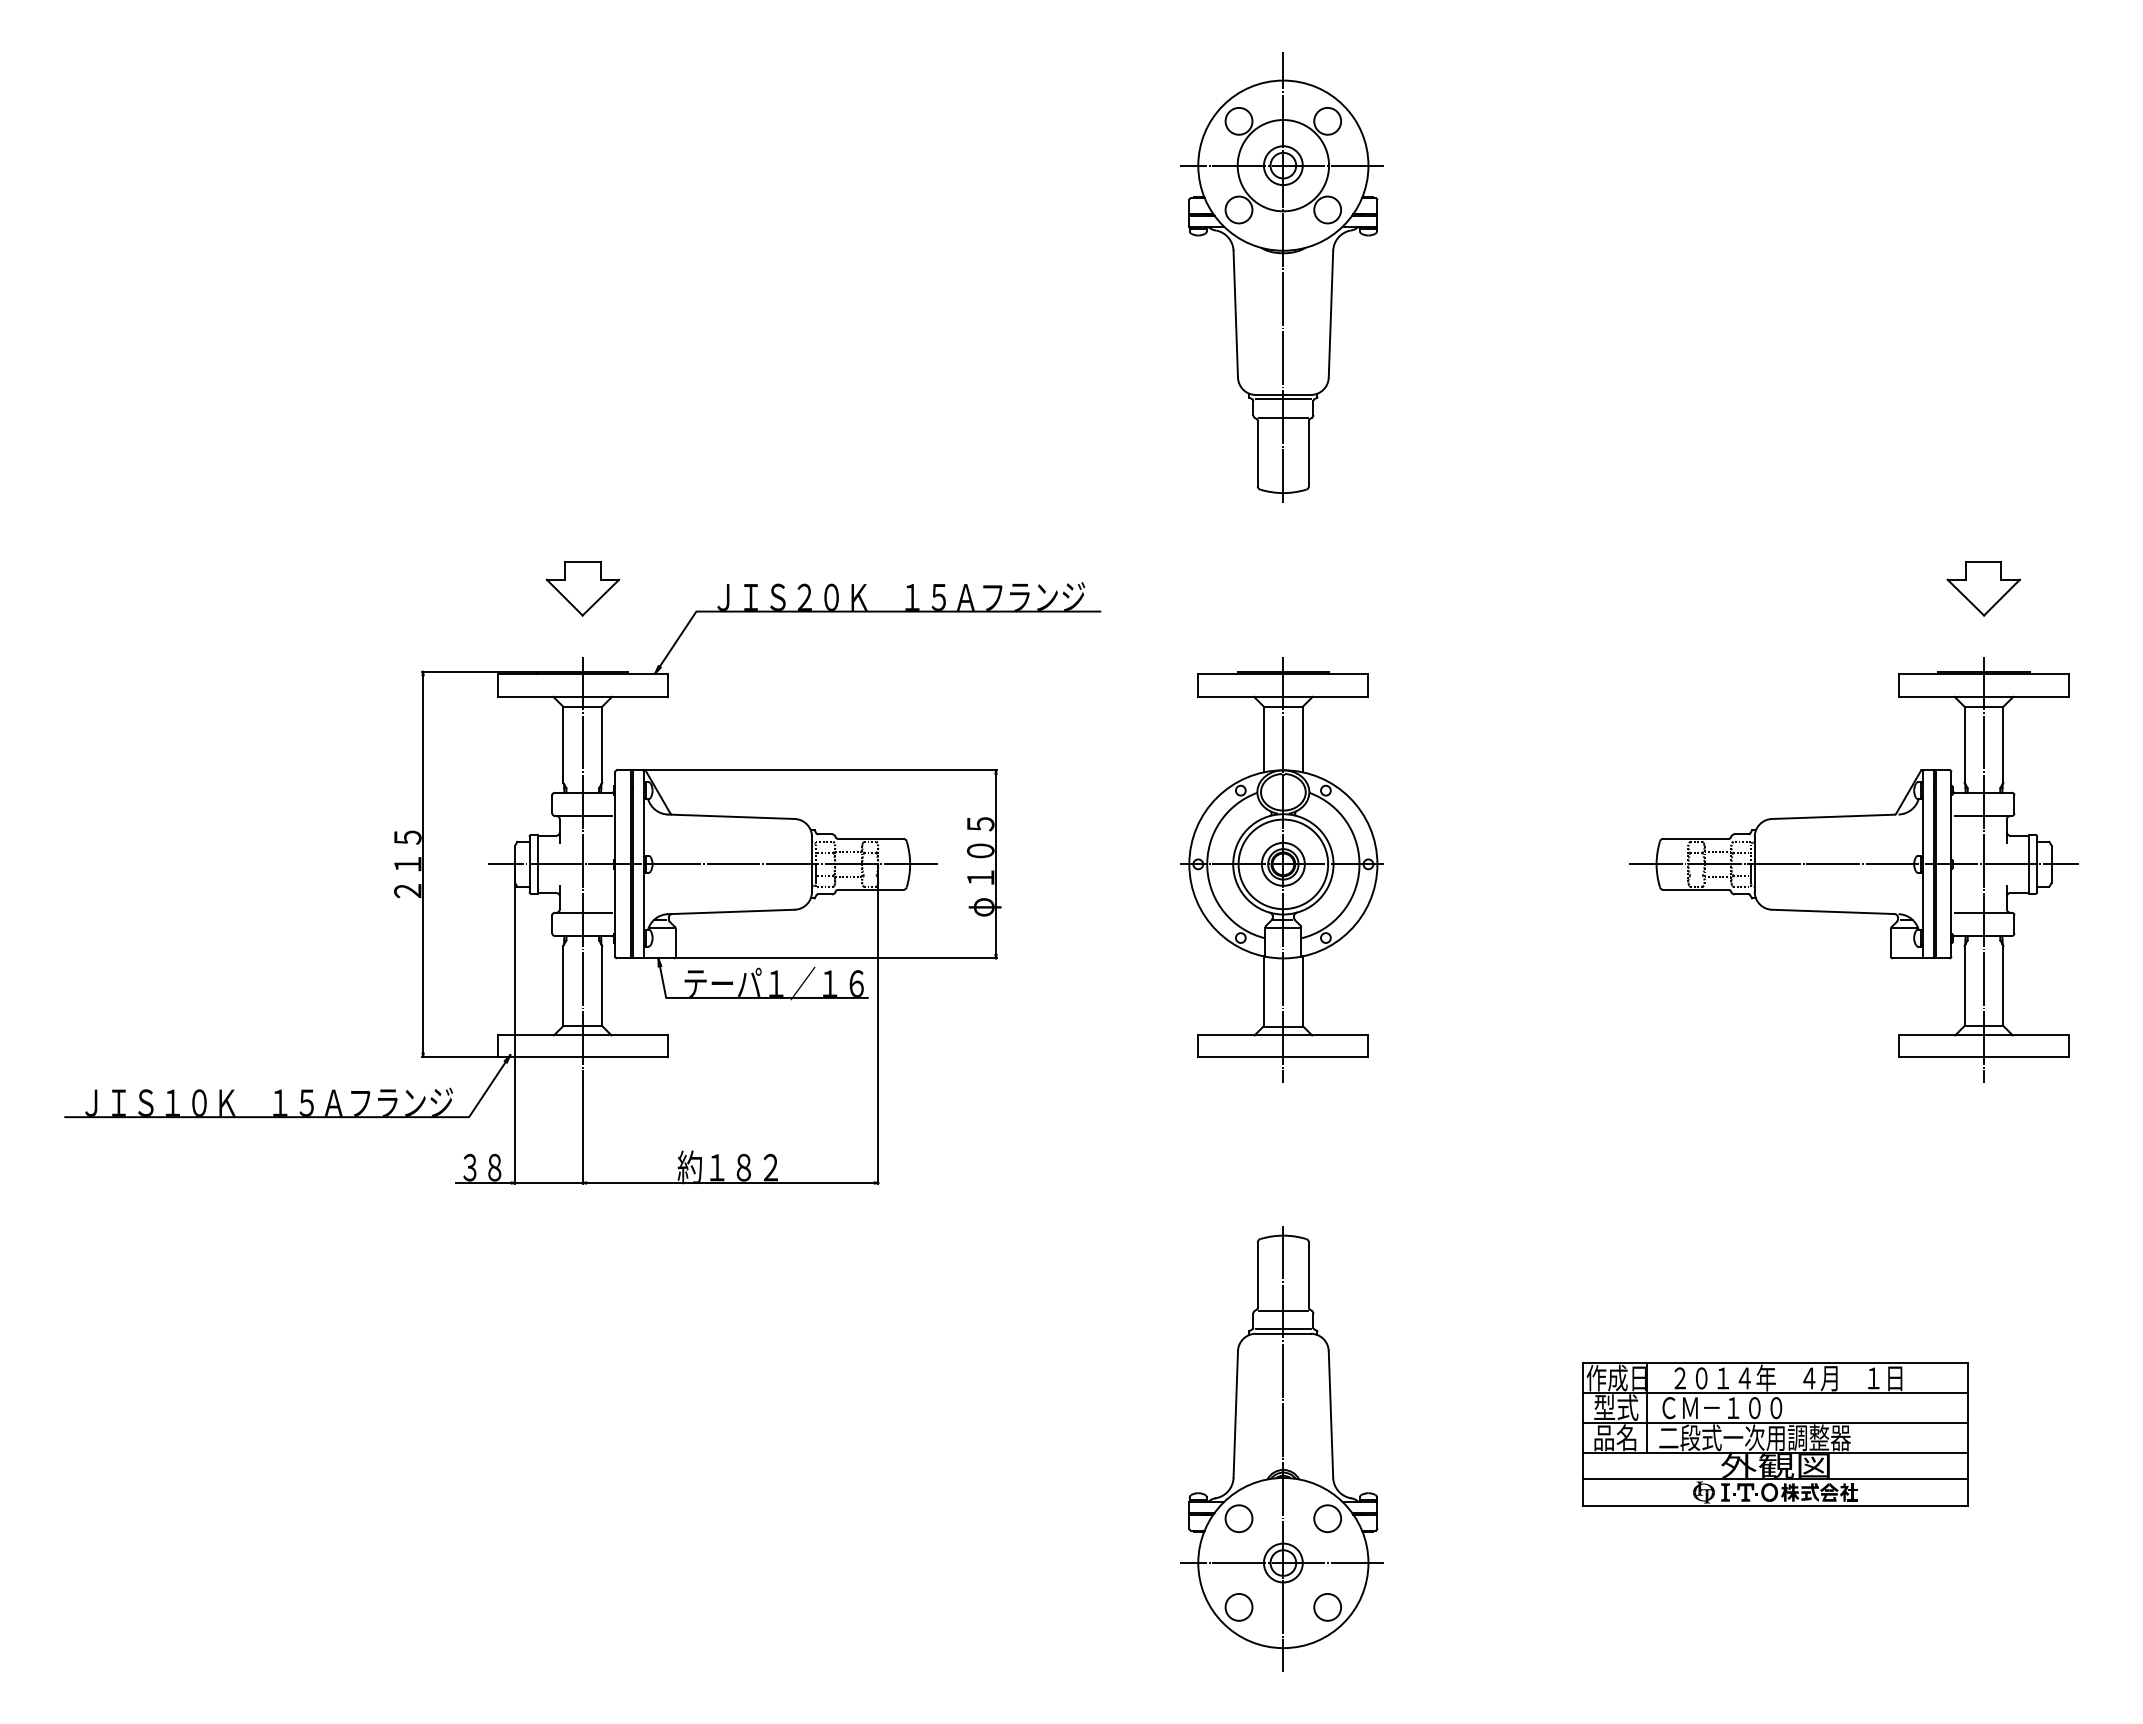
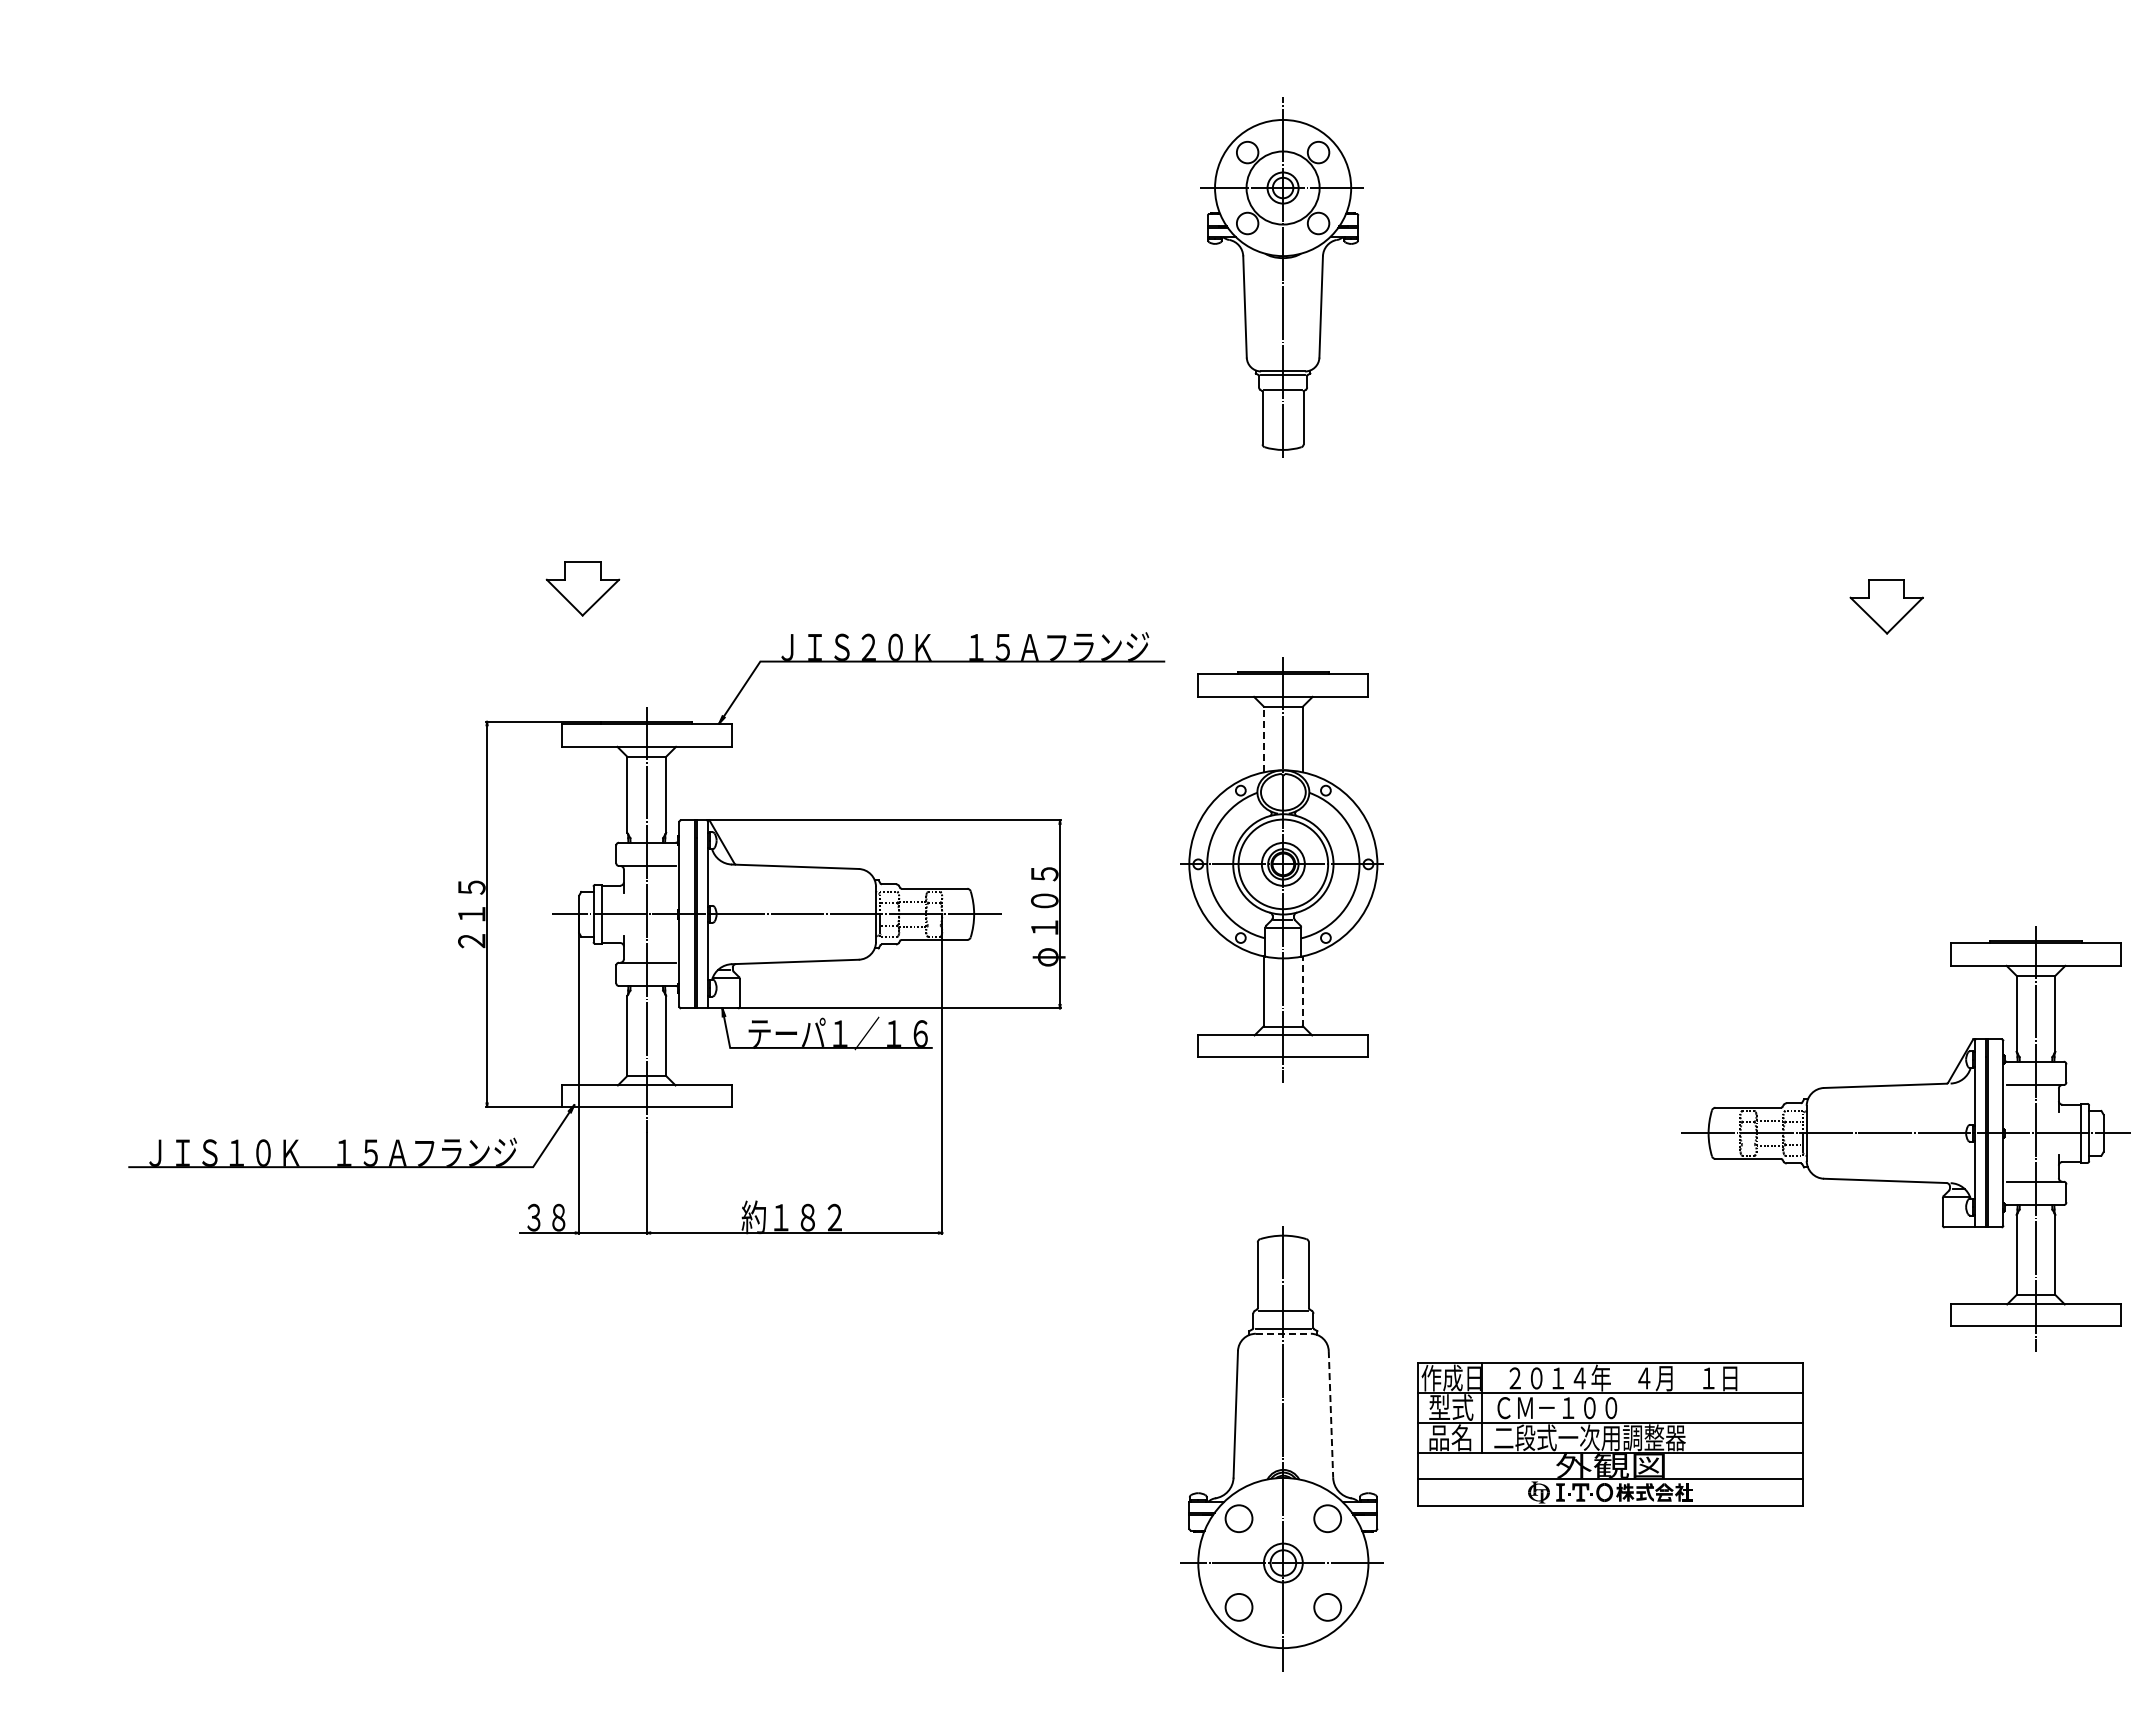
part size: 204x451 px -> 164x361 px (1281, 277)
part position: (1983, 588) -> (1886, 606) (1886, 606)
line: solid -> dashed (1263, 739)
part position: (1853, 869) -> (1905, 1138) (1905, 1138)
part position: (582, 883) -> (646, 933) (646, 933)
line: solid -> dashed (1303, 990)
line: solid -> dashed (1283, 1333)
line: solid -> dashed (1330, 1414)
part position: (1775, 1434) -> (1610, 1434) (1610, 1434)
